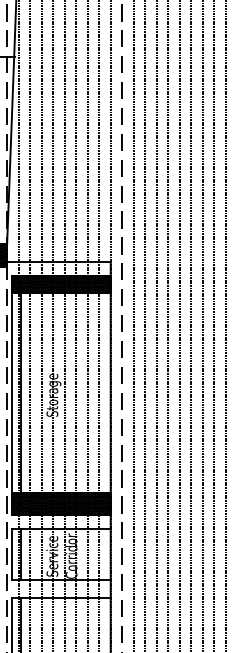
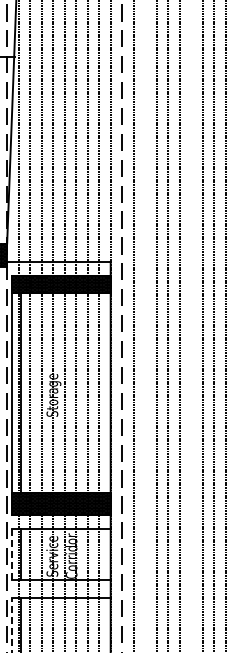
line: present -> none (145, 325)
line: present -> none (191, 325)
line: solid -> dashed (12, 553)
line: solid -> dashed (12, 624)
